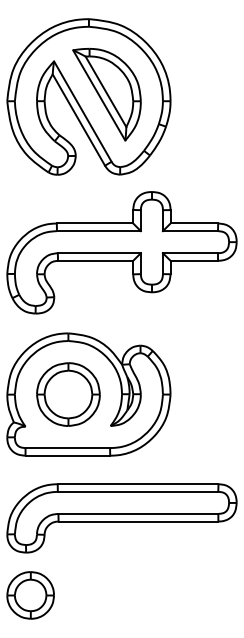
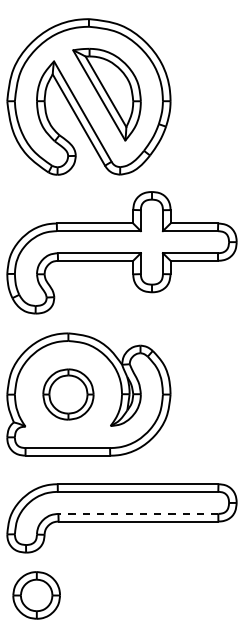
part size: 65x65 px -> 53x53 px (68, 394)
line: solid -> dashed (138, 513)
part position: (30, 595) -> (36, 595) (36, 595)
